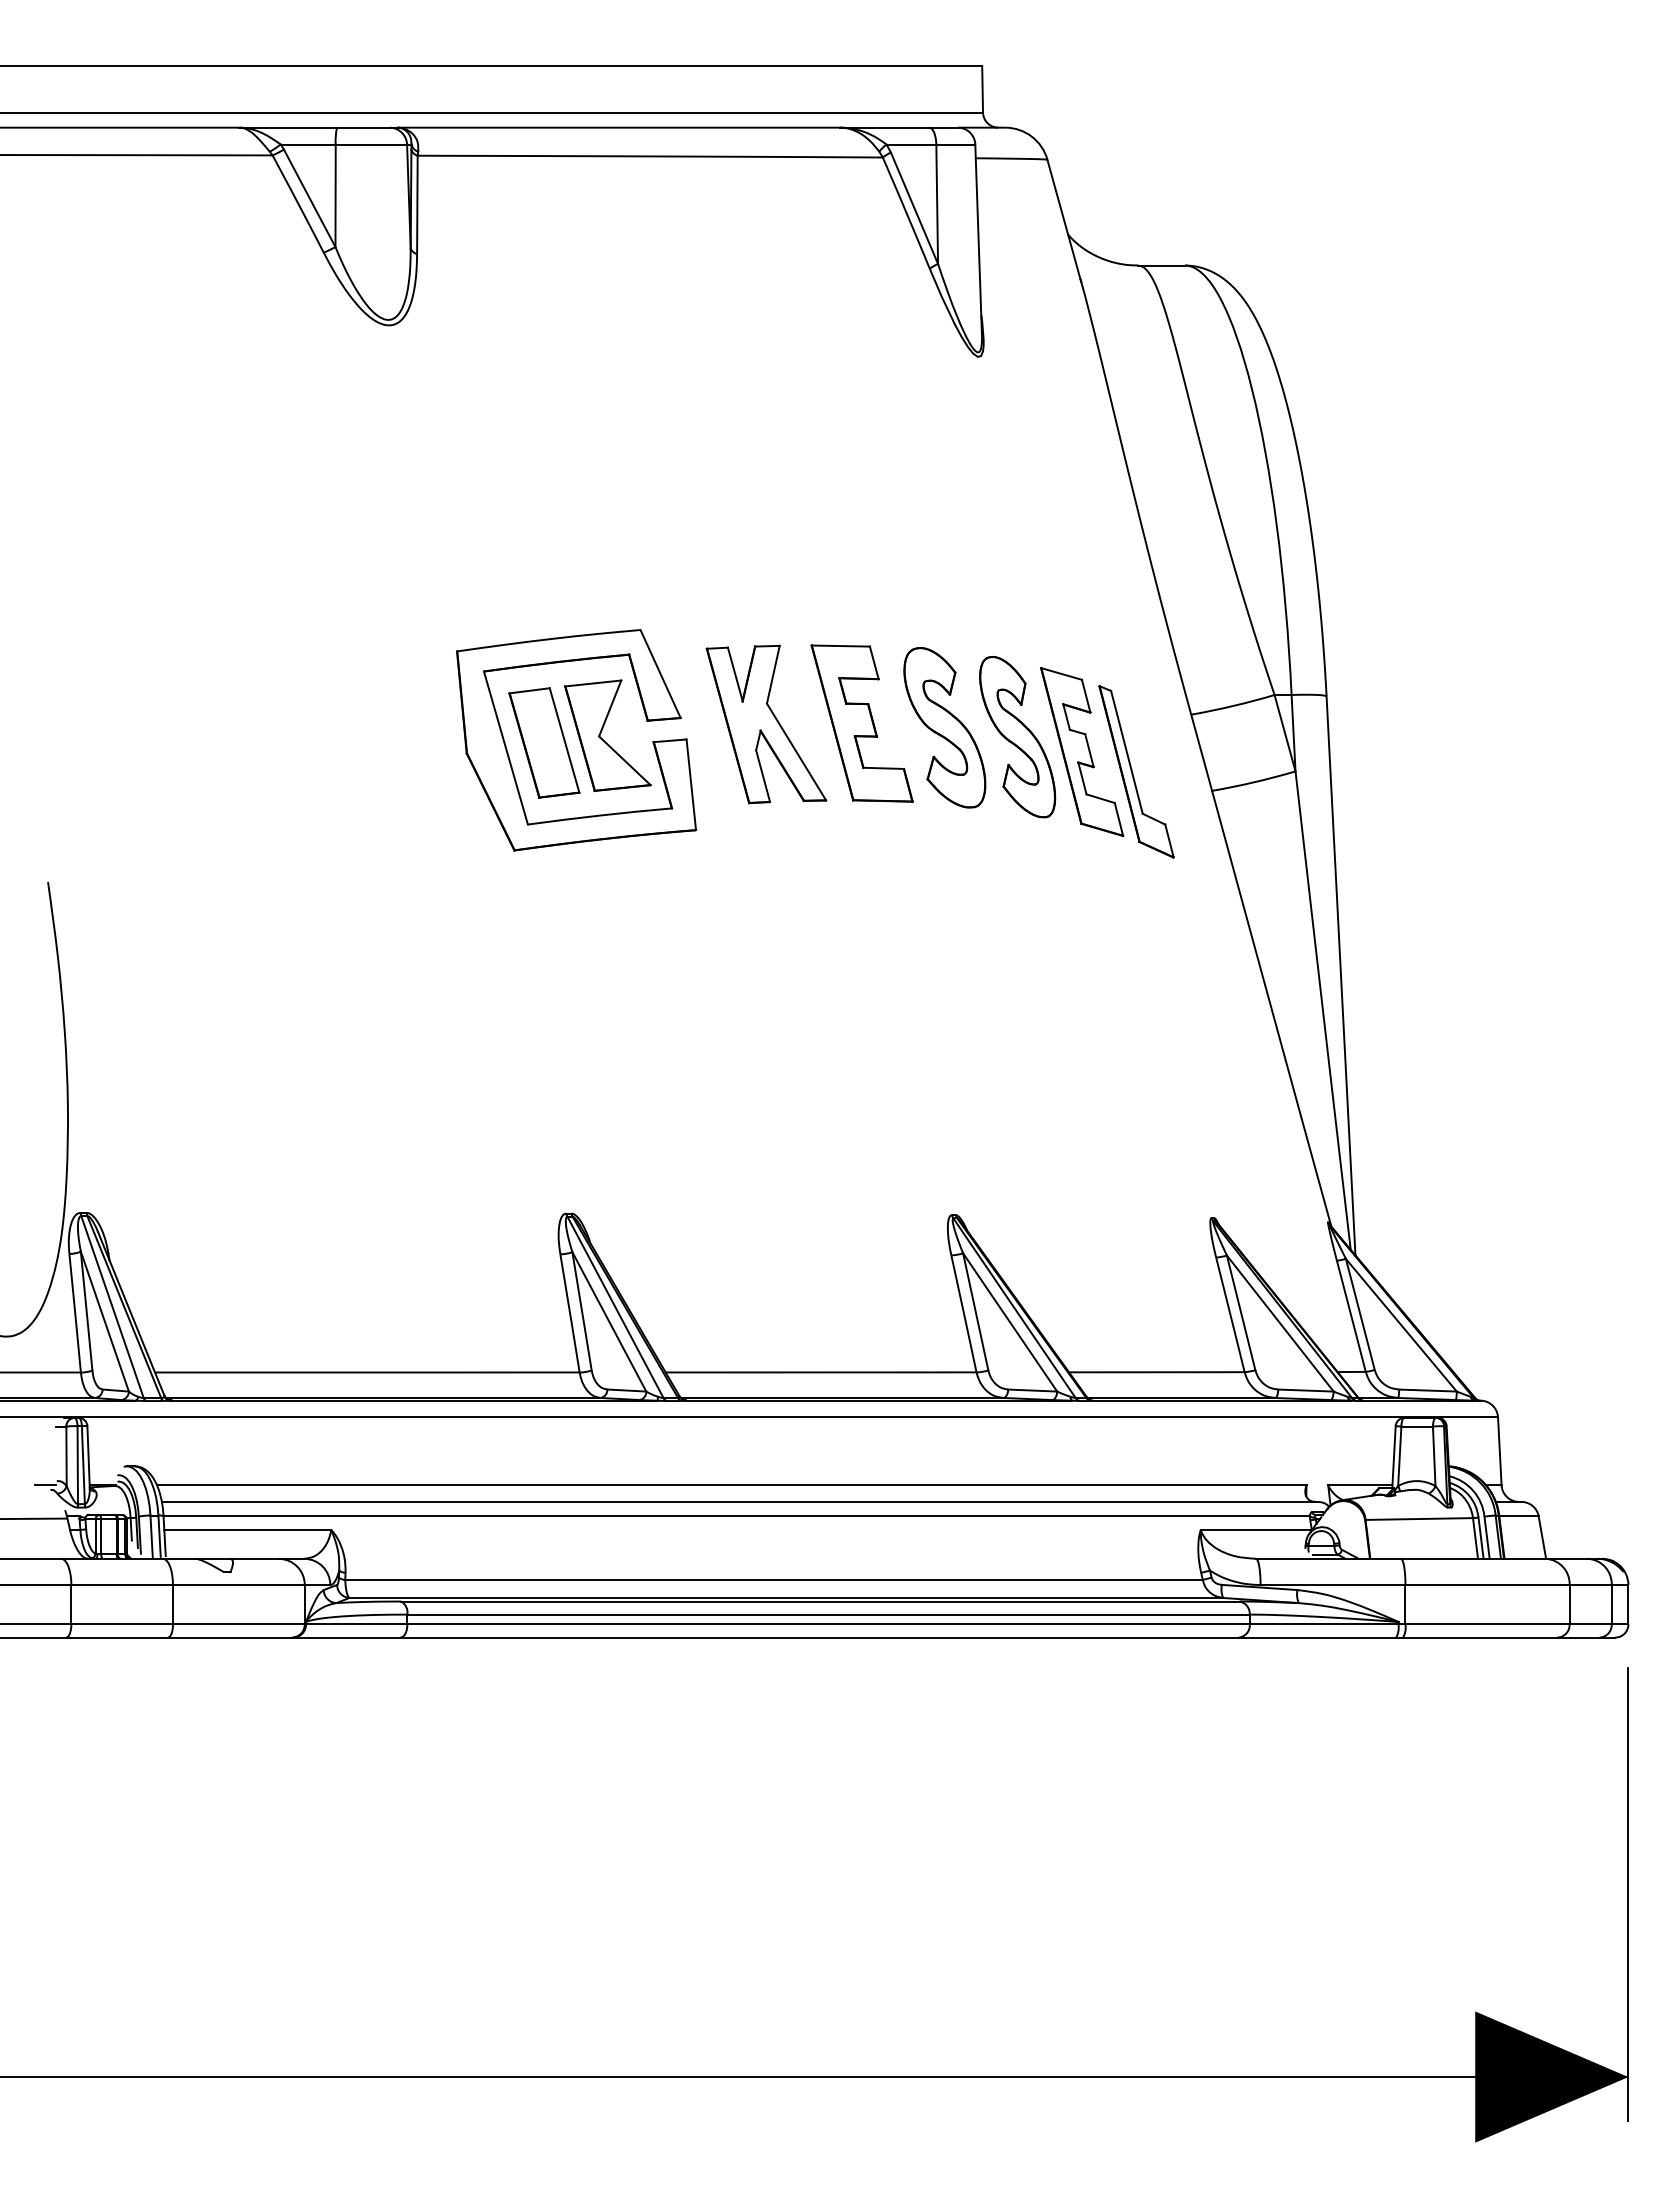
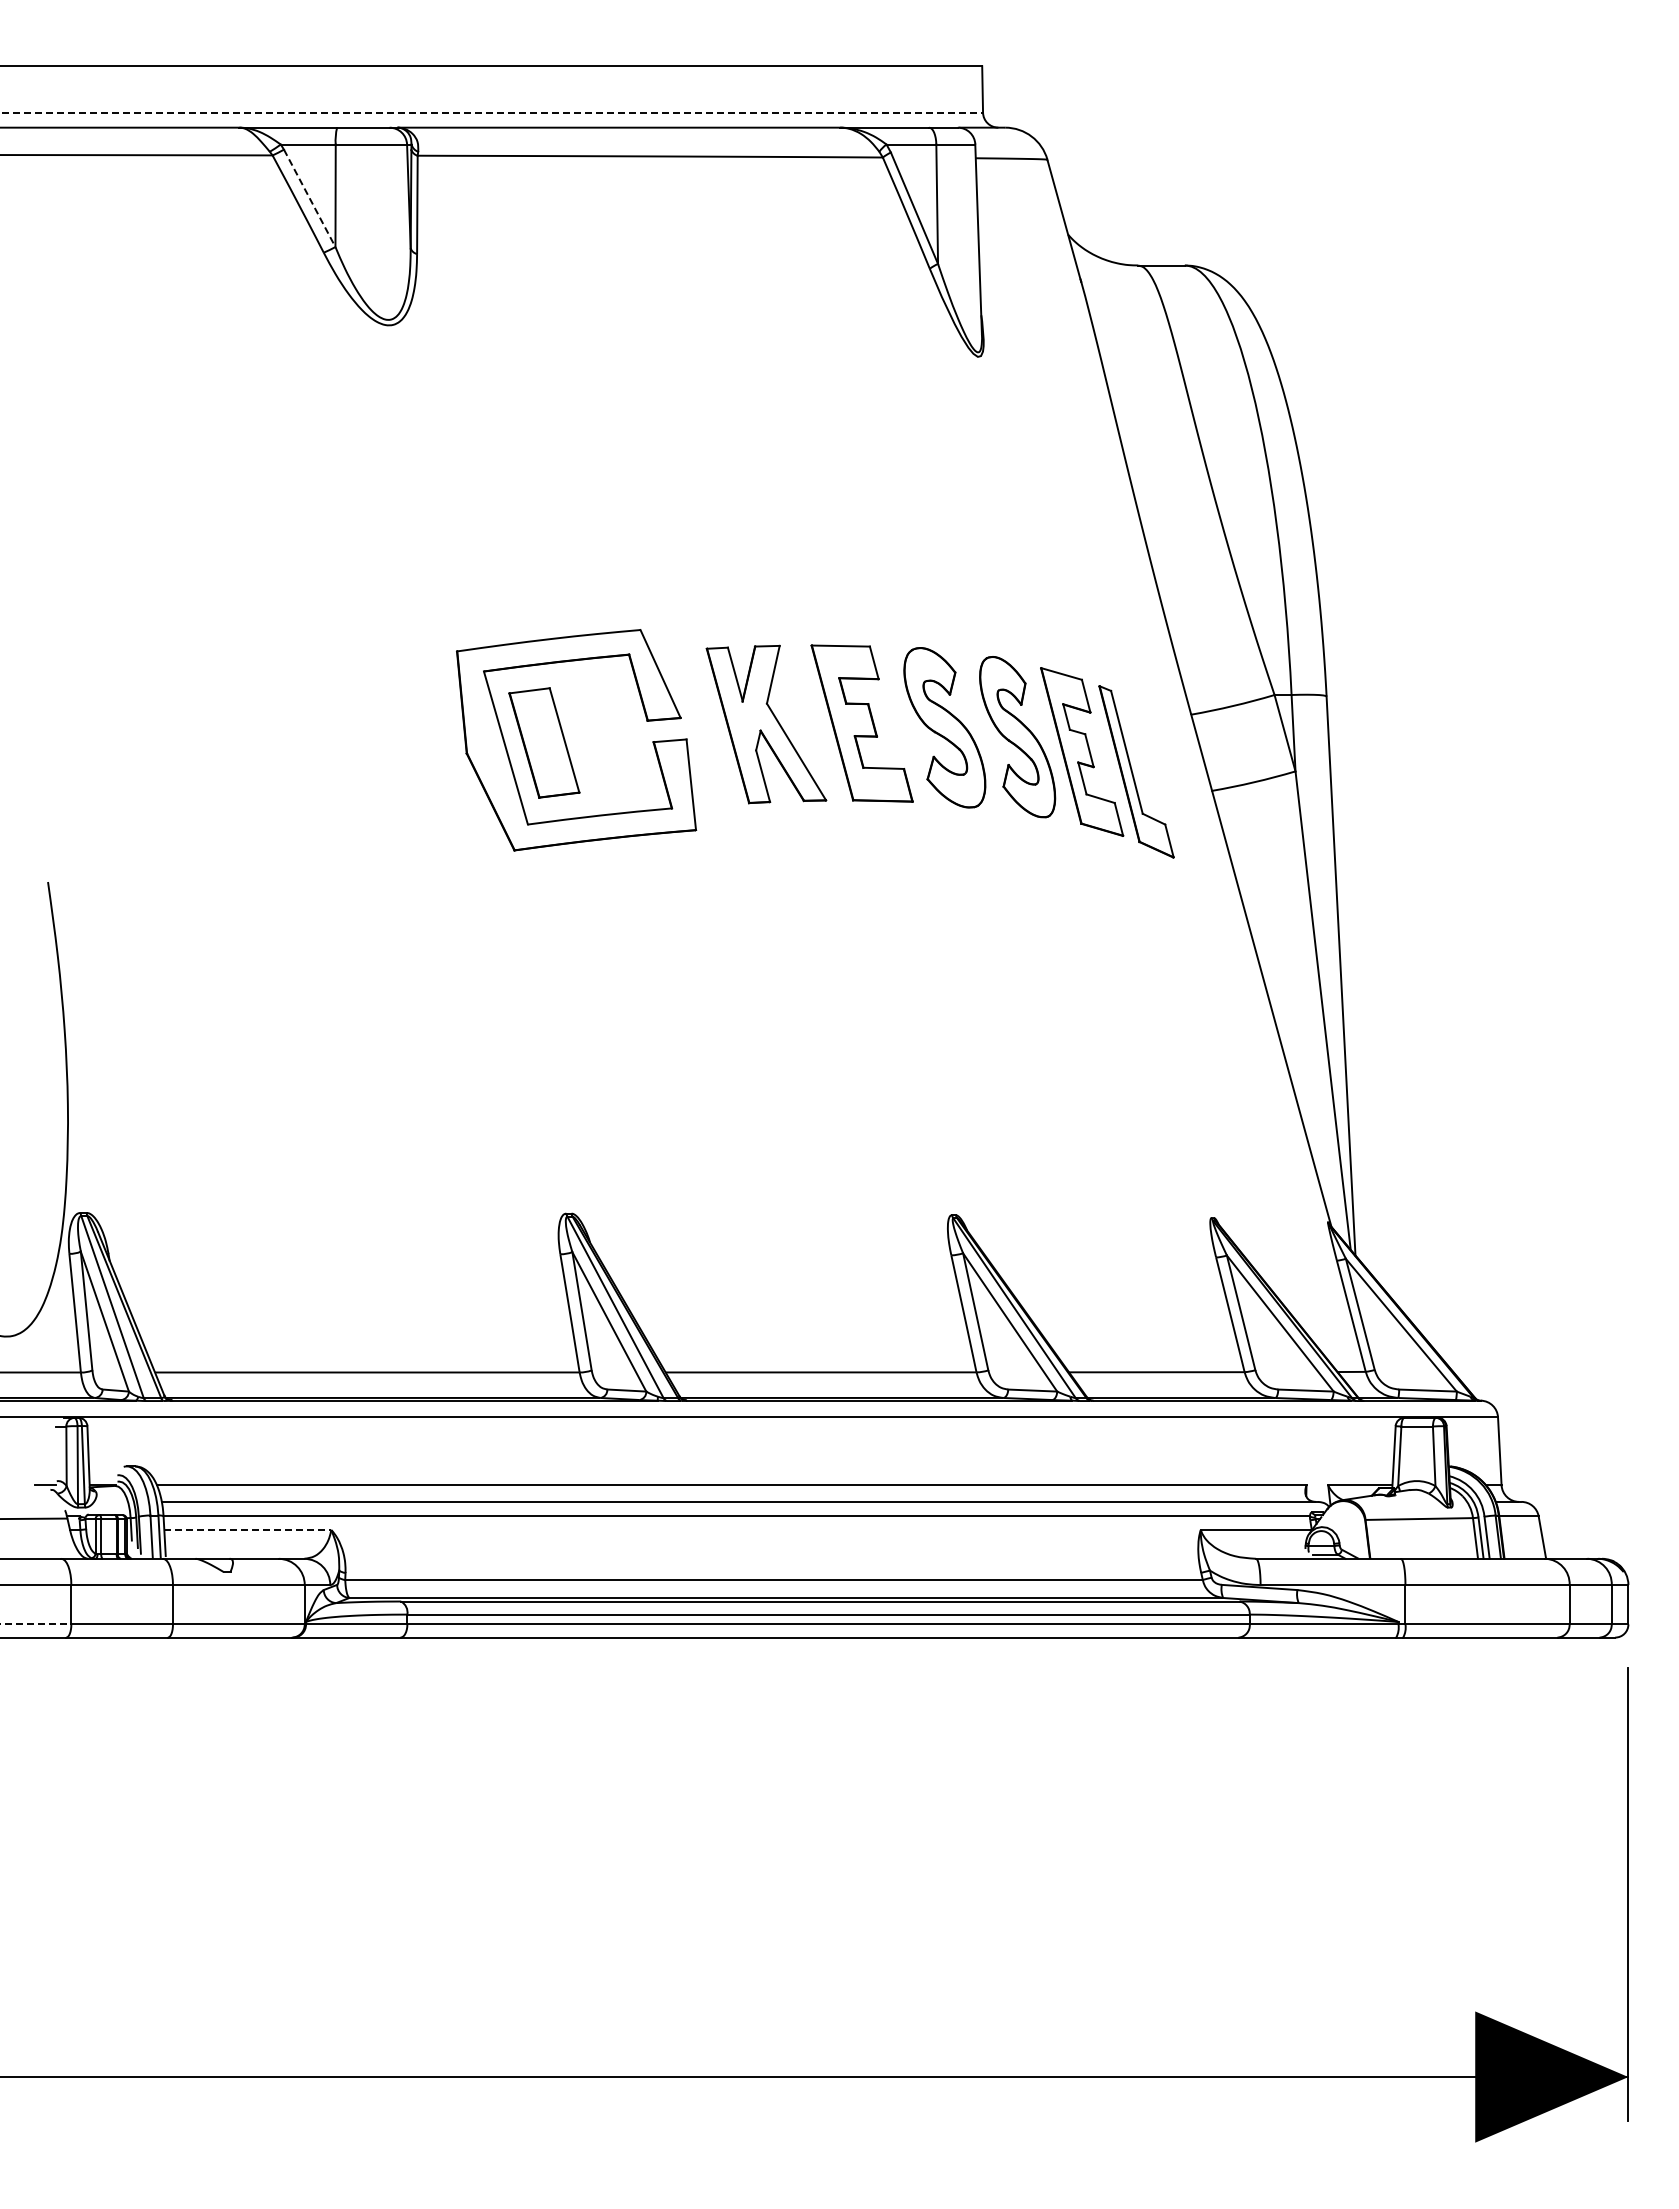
line: solid -> dashed (492, 112)
line: solid -> dashed (309, 198)
part: present -> none (607, 735)
line: solid -> dashed (248, 1529)
line: solid -> dashed (36, 1624)
